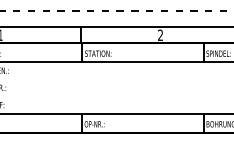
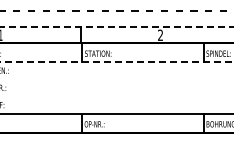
line: solid -> dashed (116, 27)
line: solid -> dashed (116, 62)
